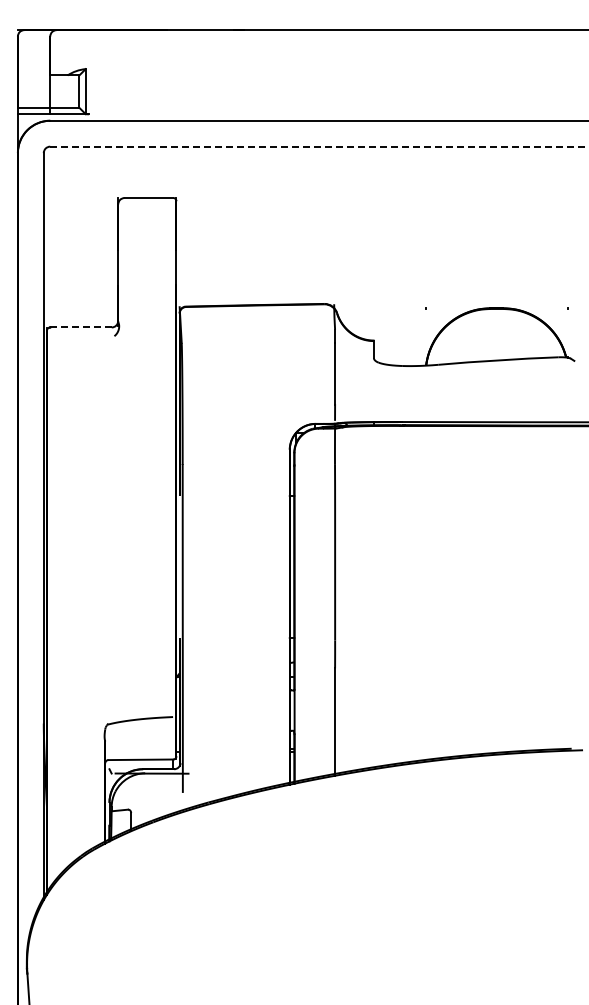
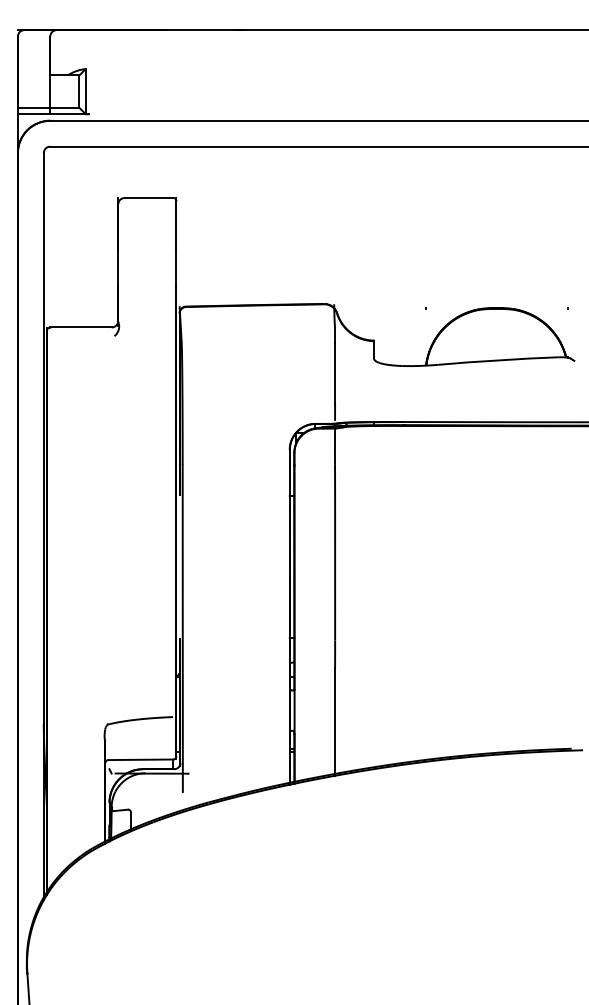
line: dashed -> solid (320, 146)
line: dashed -> solid (81, 327)
